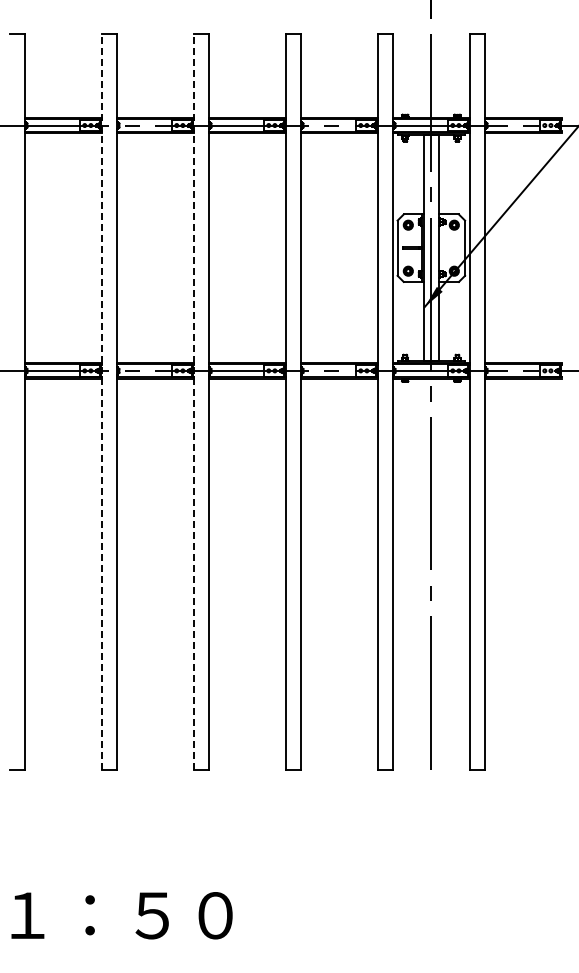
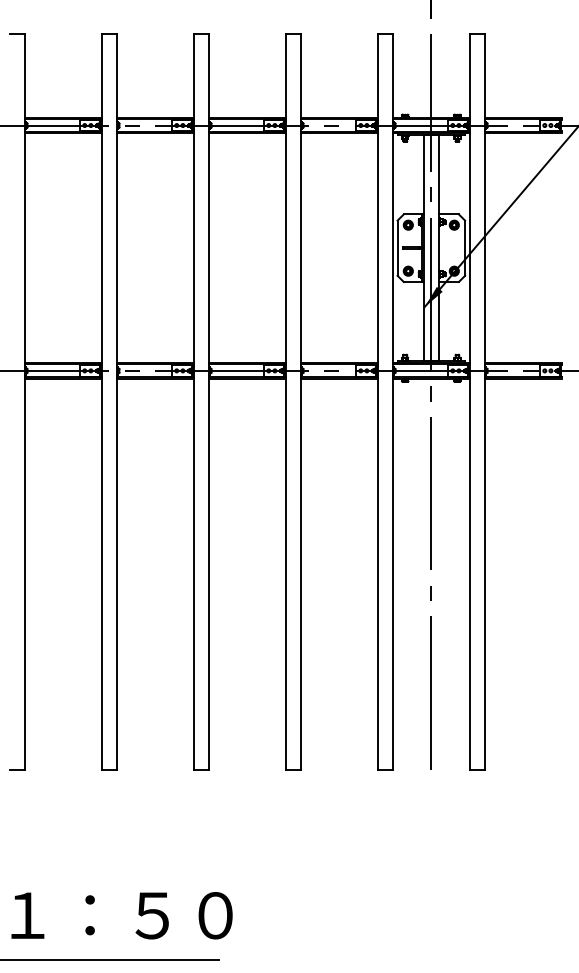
line: dashed -> solid (101, 401)
line: dashed -> solid (193, 401)
line: none -> present (110, 959)
